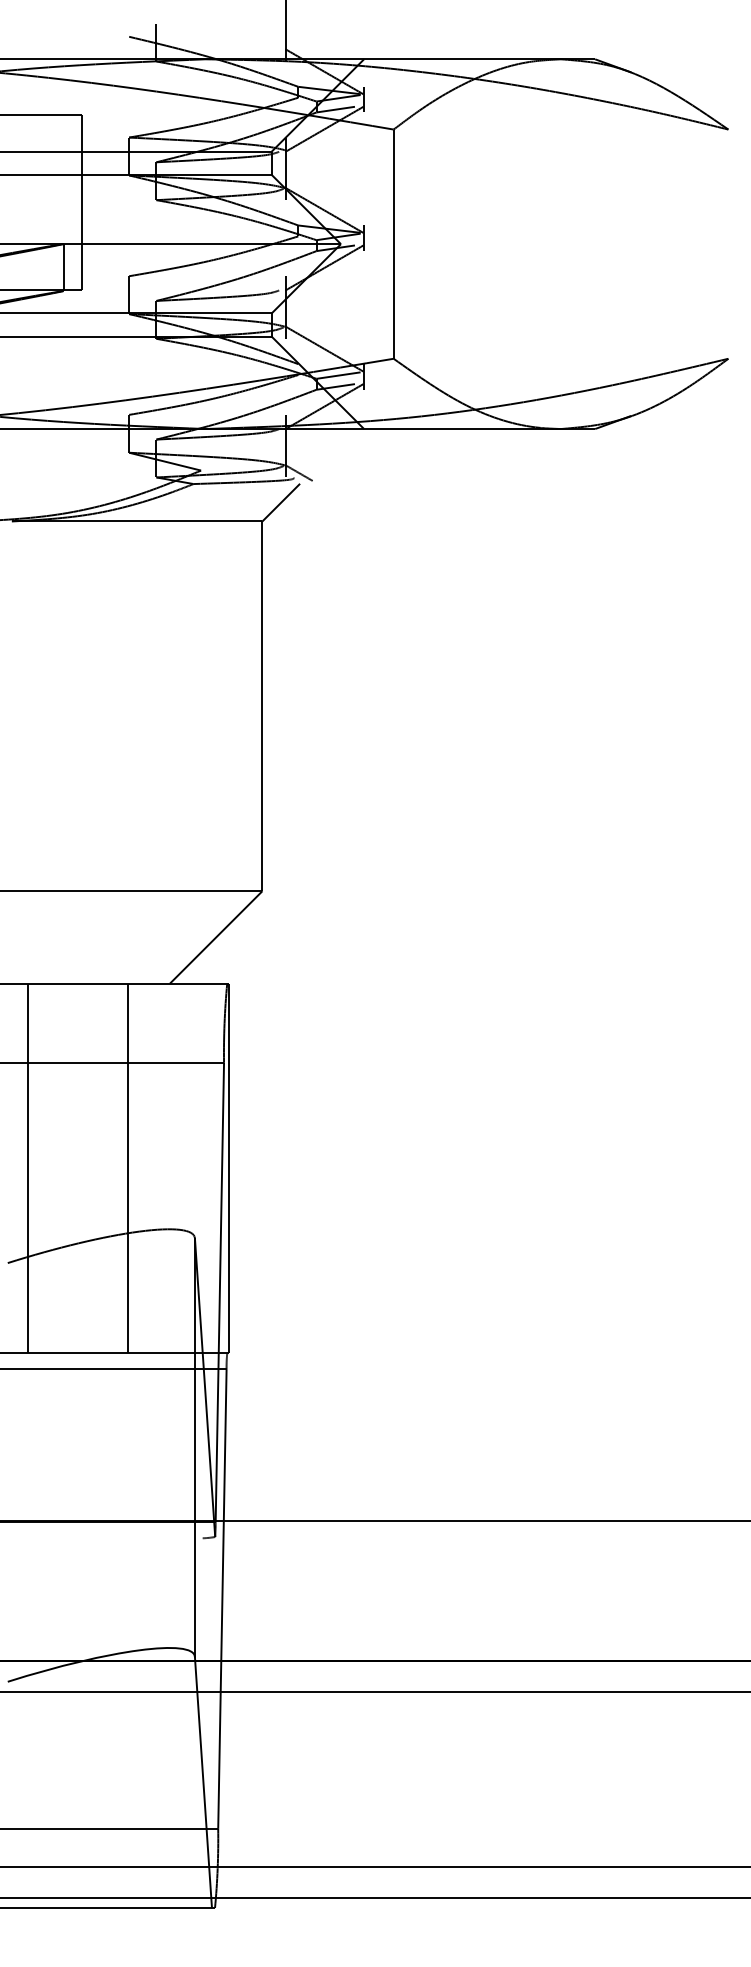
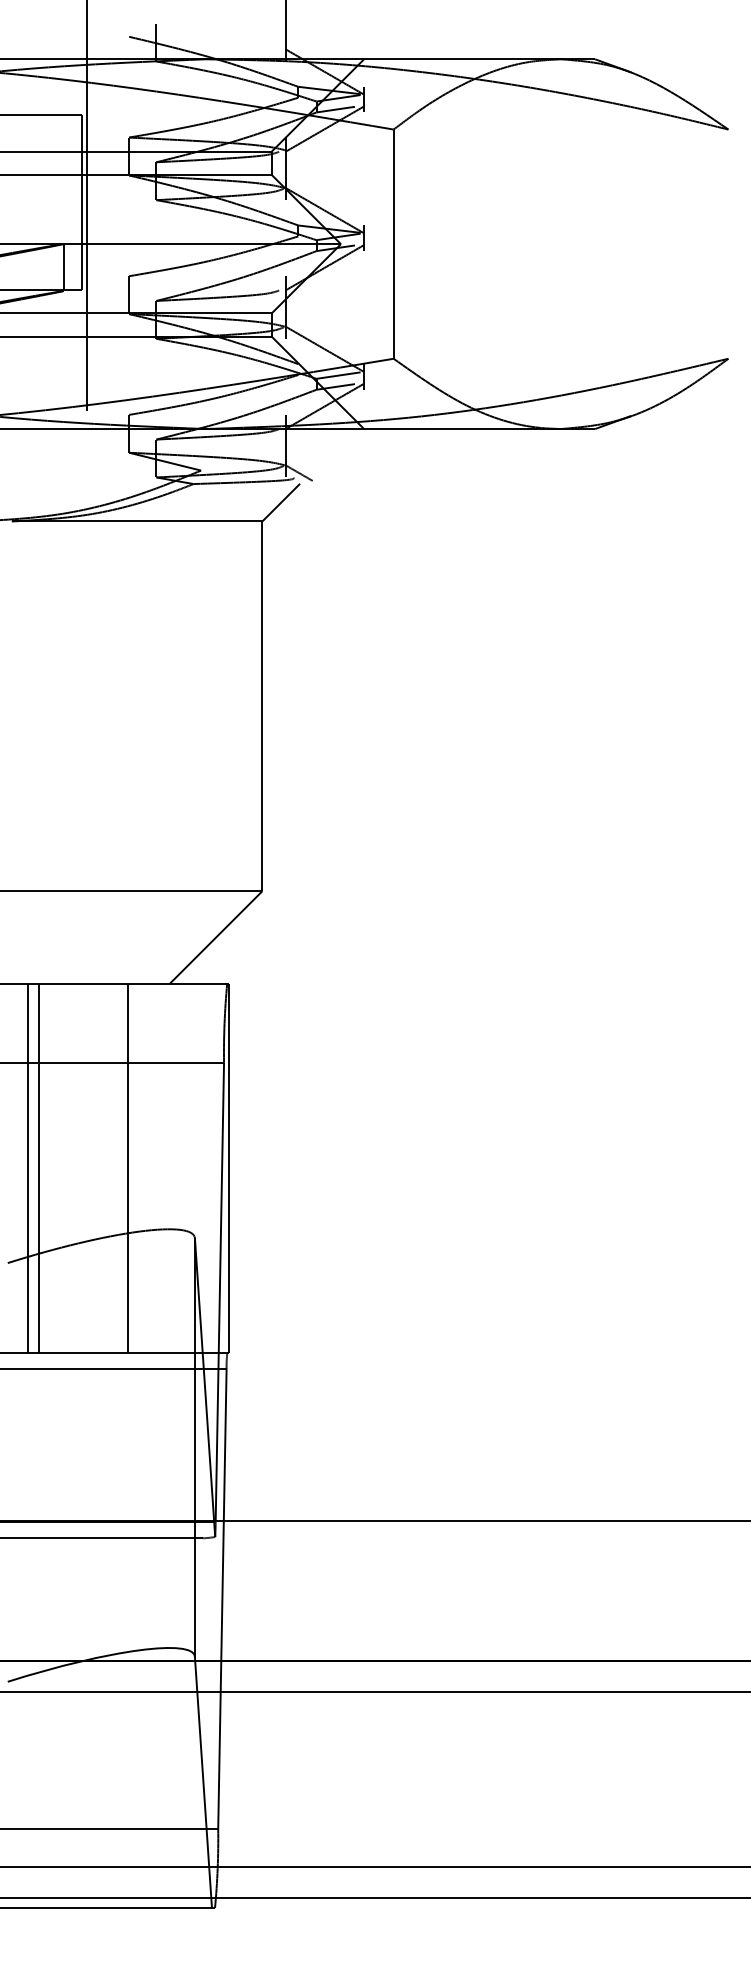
line: none -> present (86, 206)
line: none -> present (39, 1168)
line: none -> present (102, 1538)
